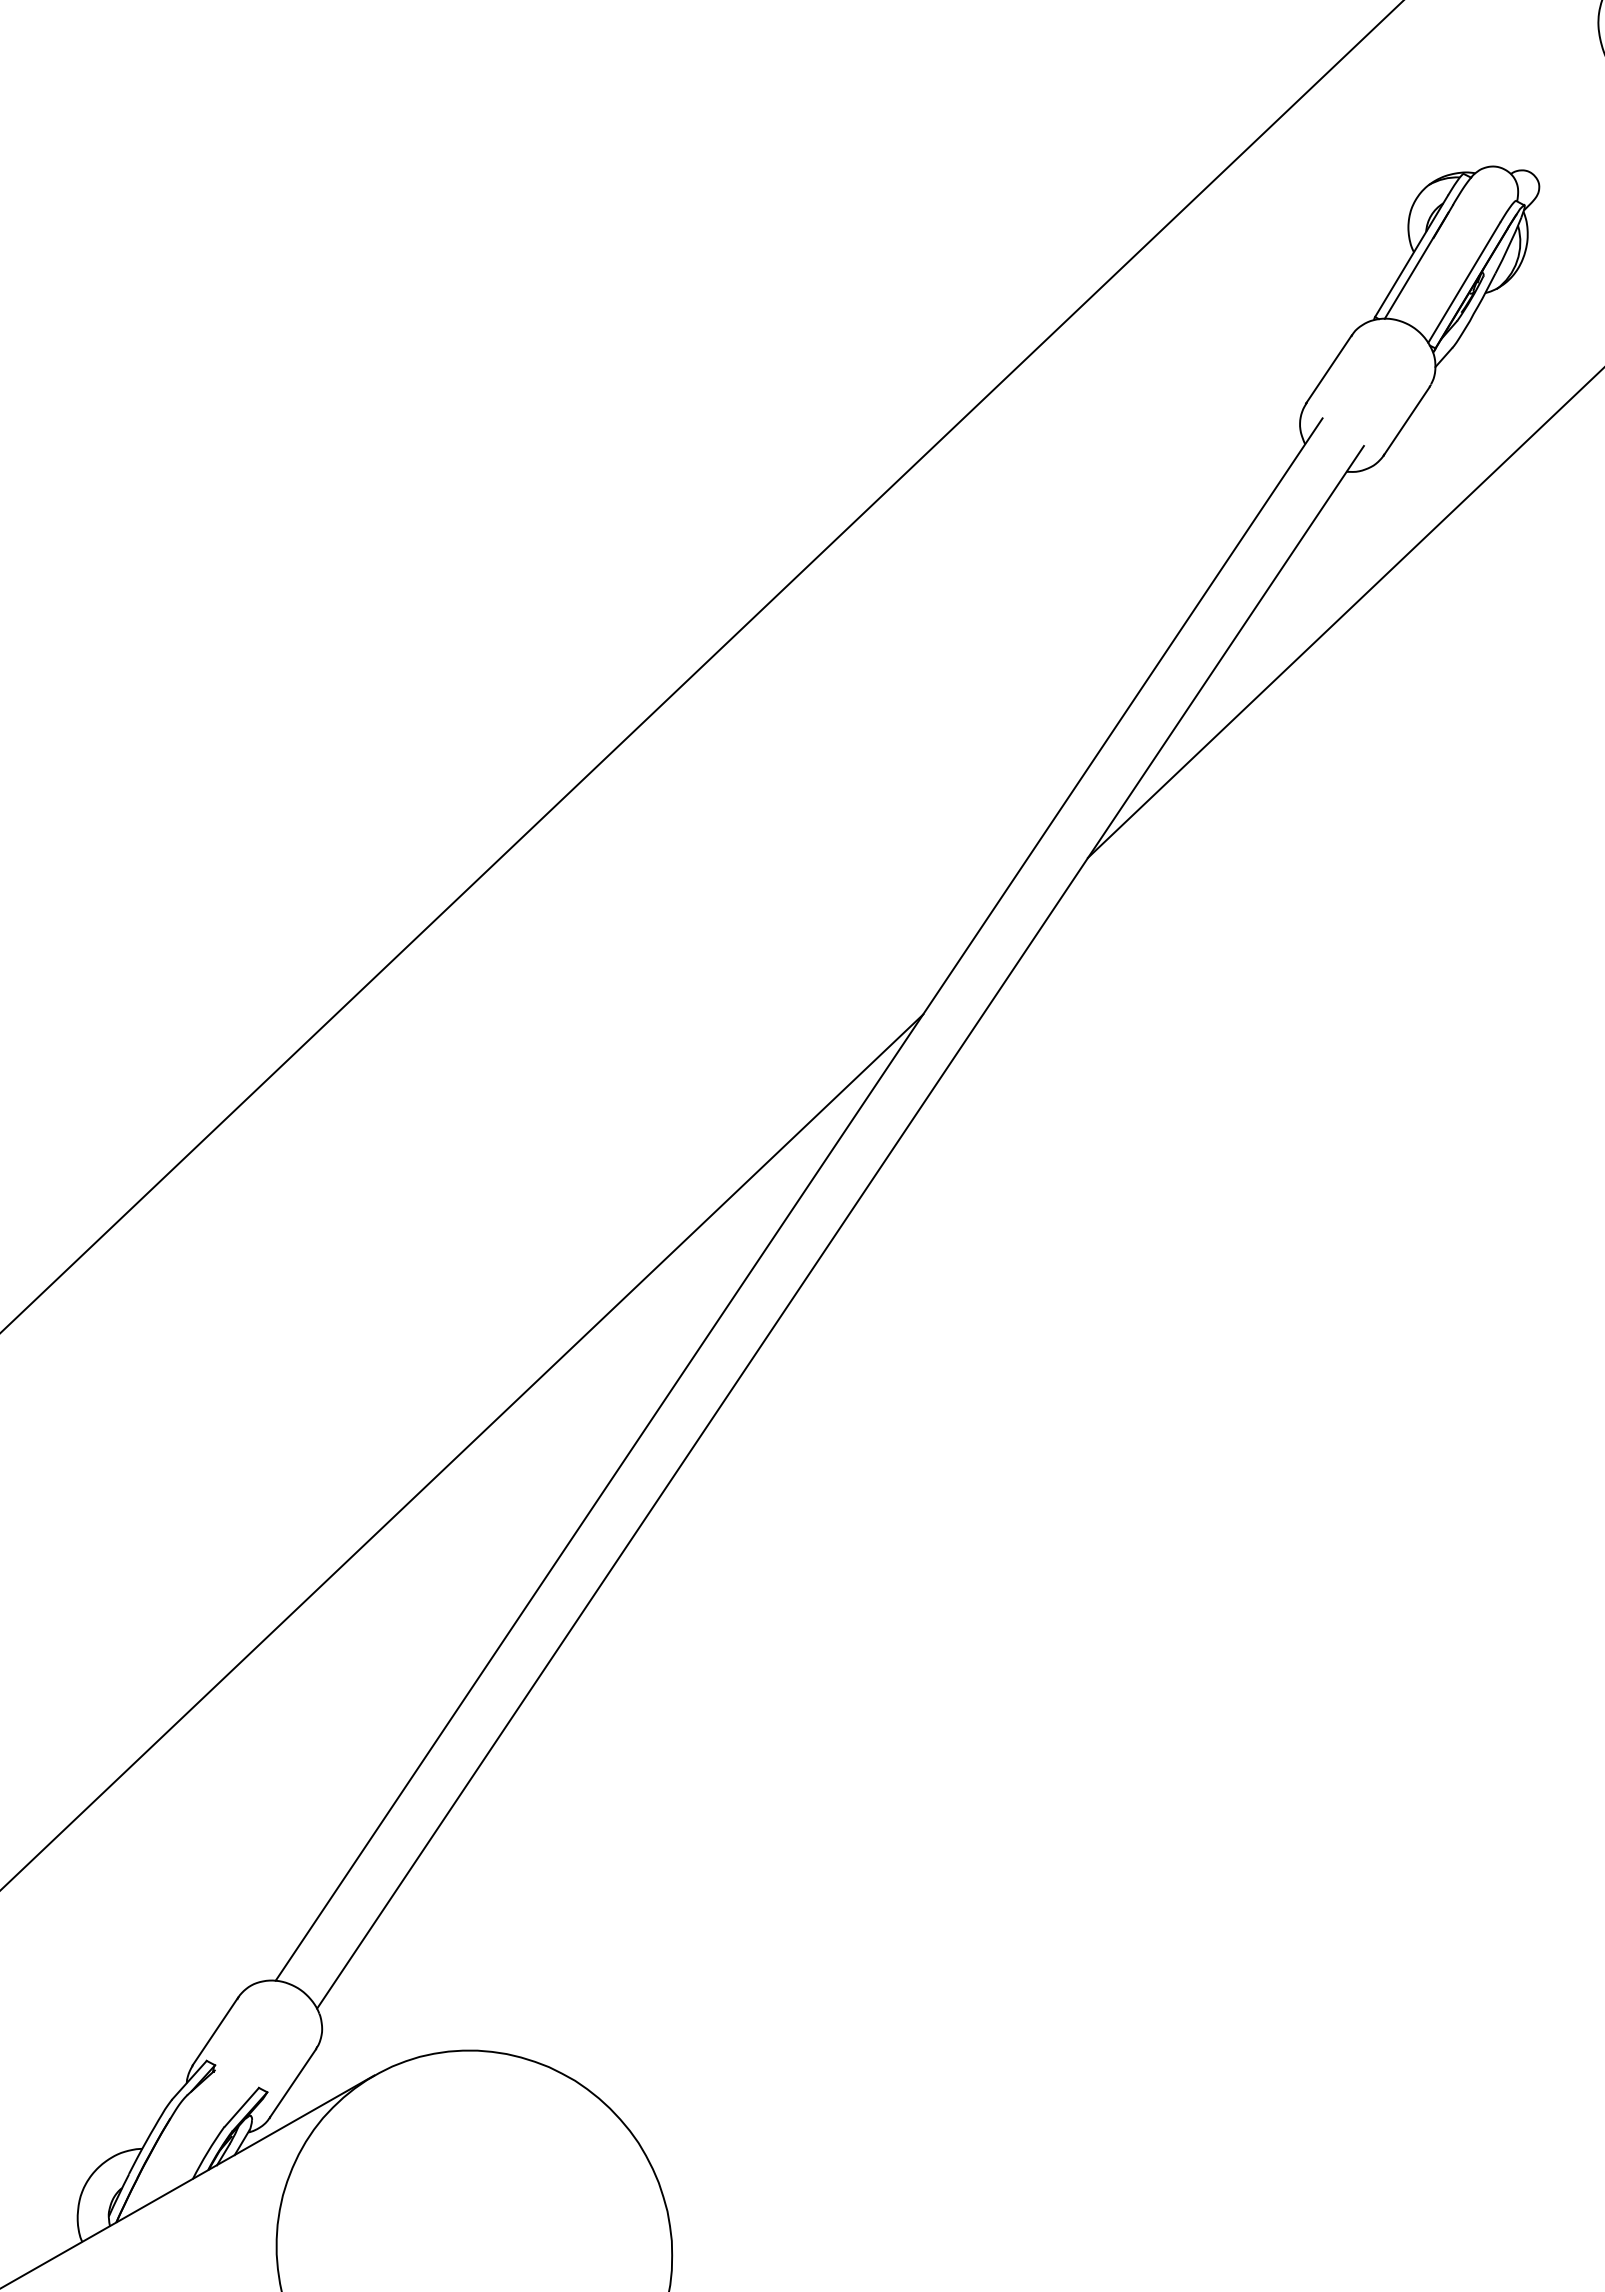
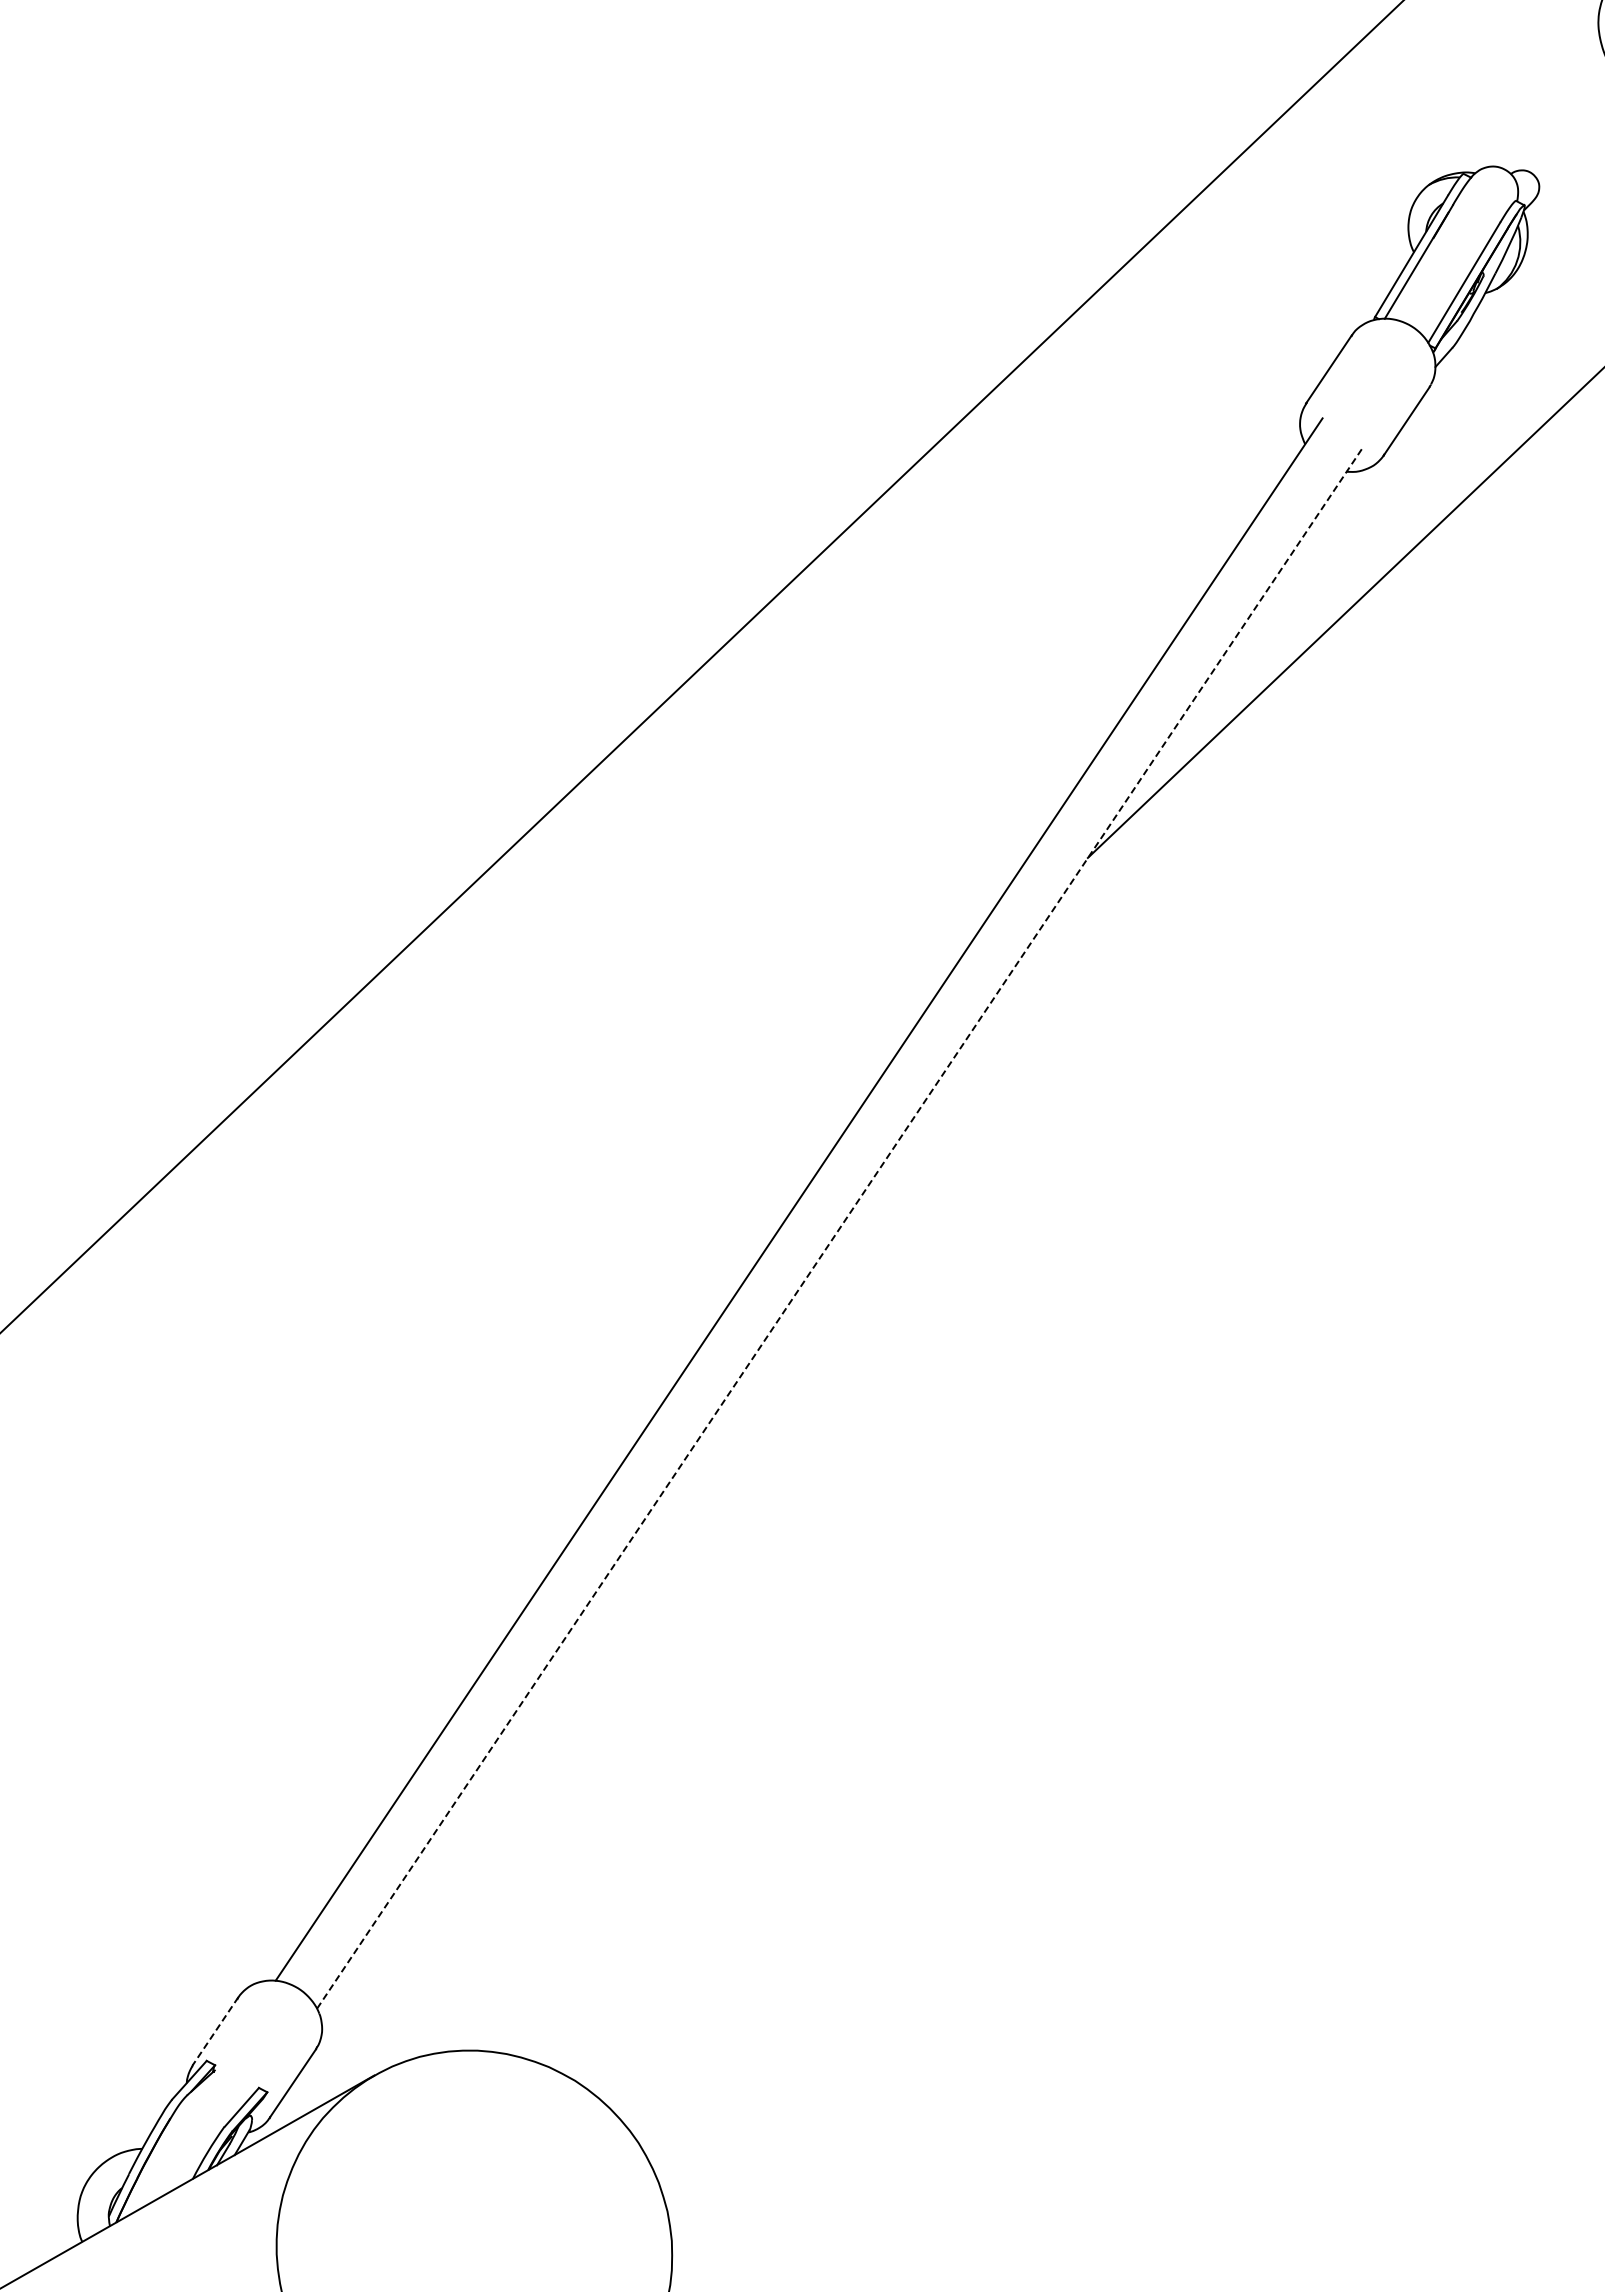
line: solid -> dashed (840, 1226)
line: present -> none (462, 1451)
line: solid -> dashed (215, 2031)
